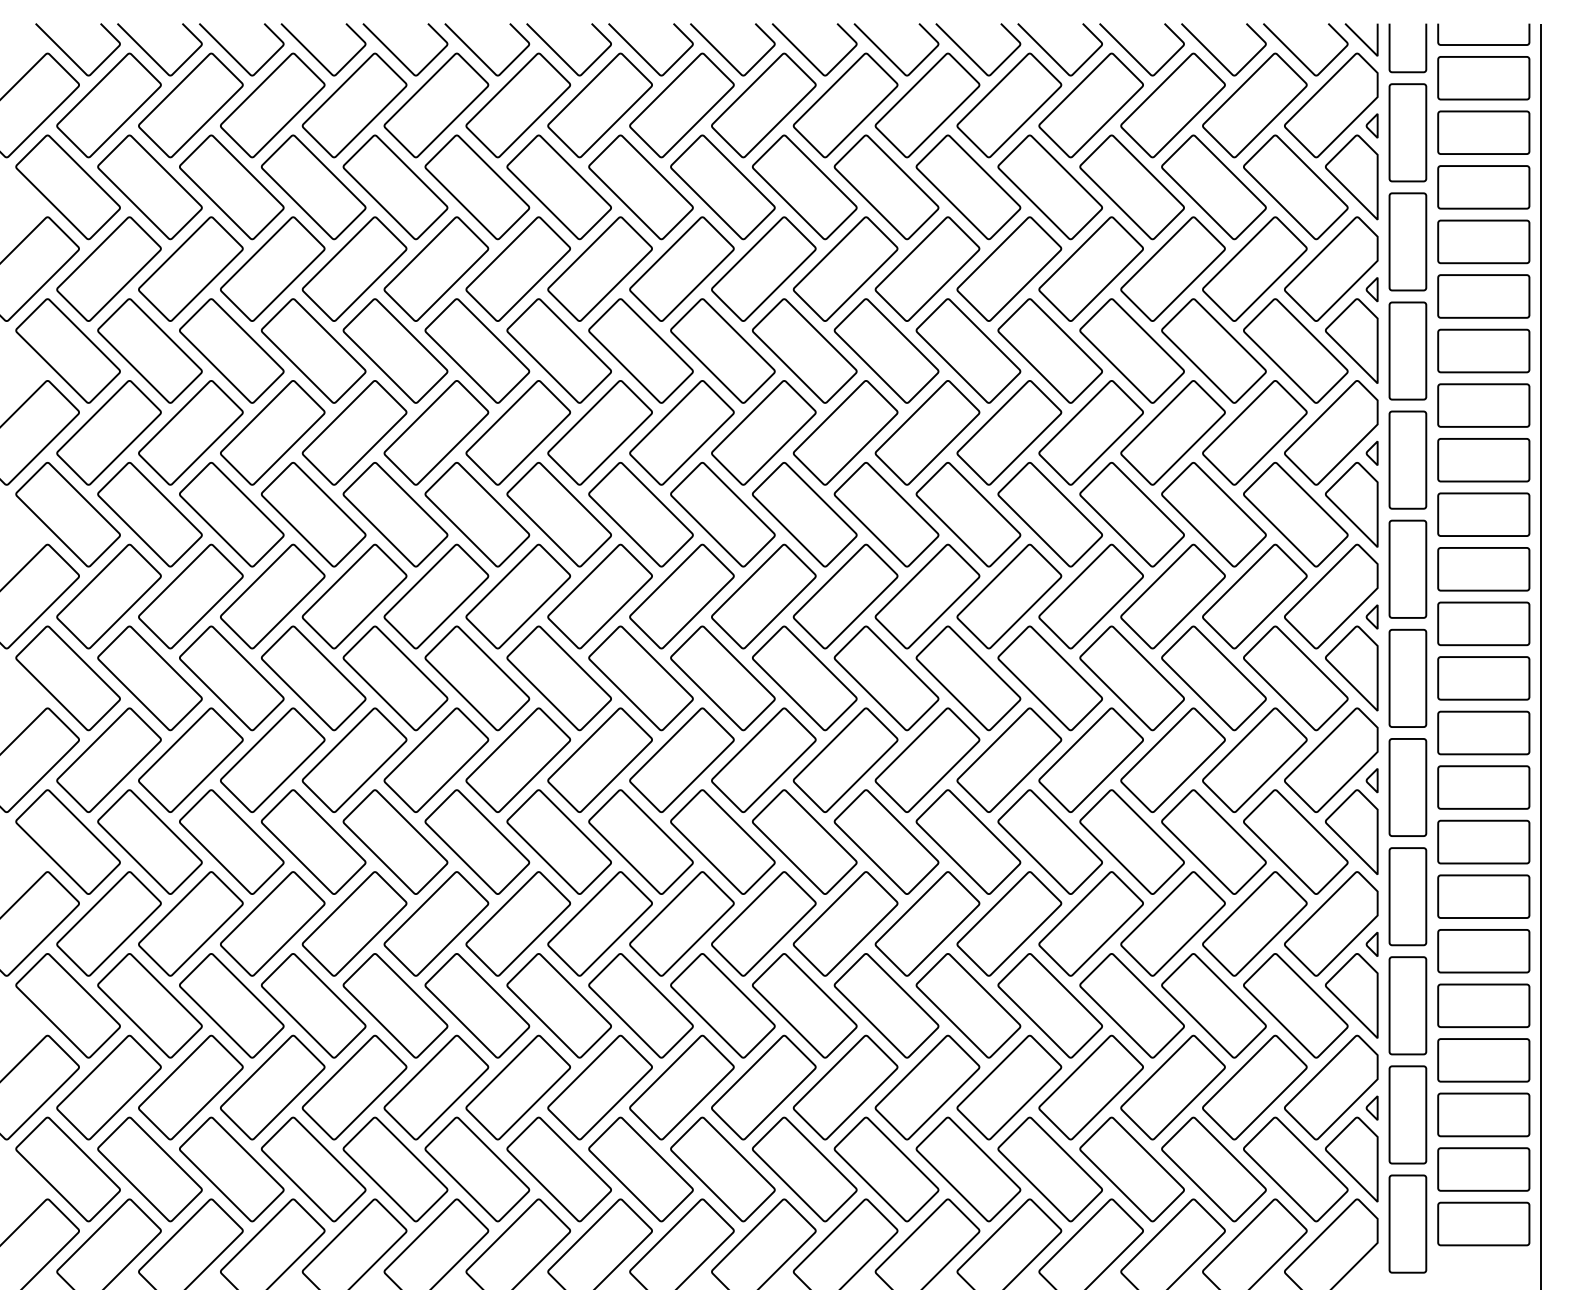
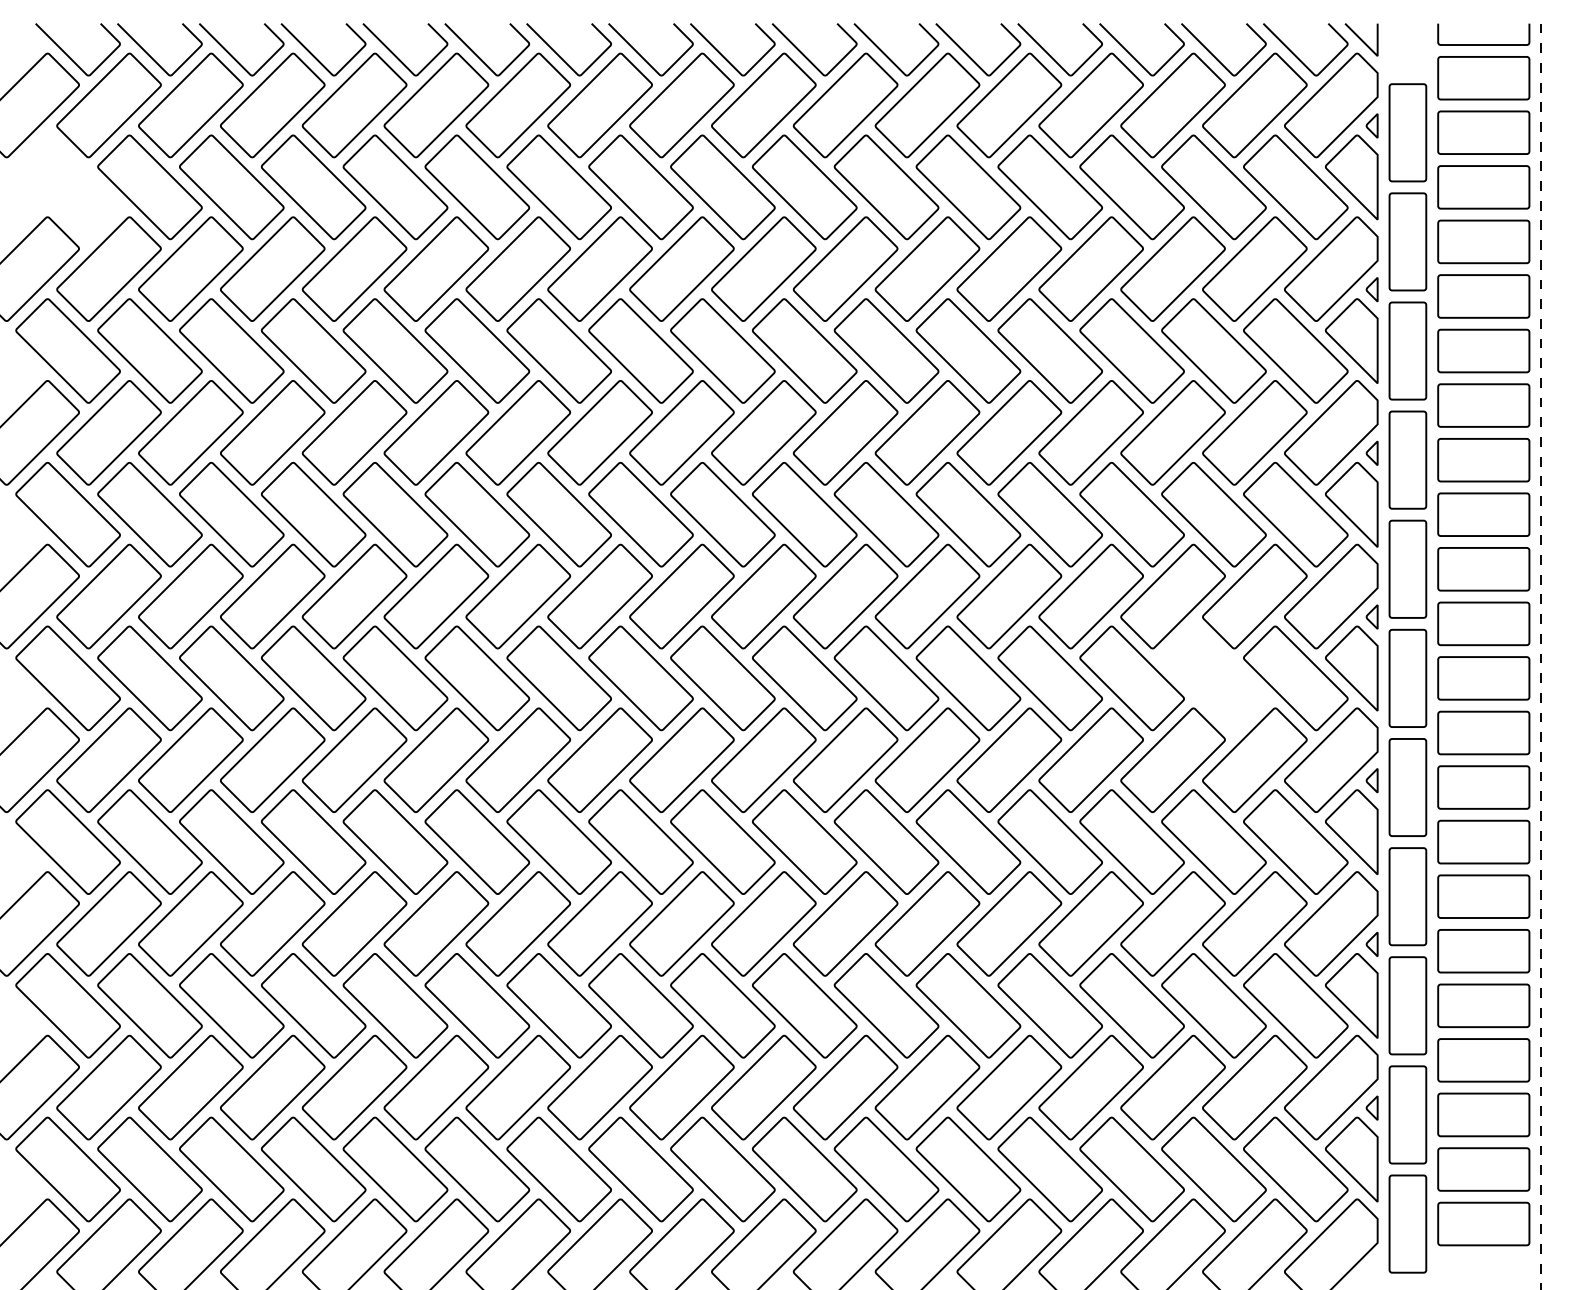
curve: present -> none (1390, 48)
part: present -> none (67, 187)
line: solid -> dashed (1541, 656)
part: present -> none (1213, 678)
